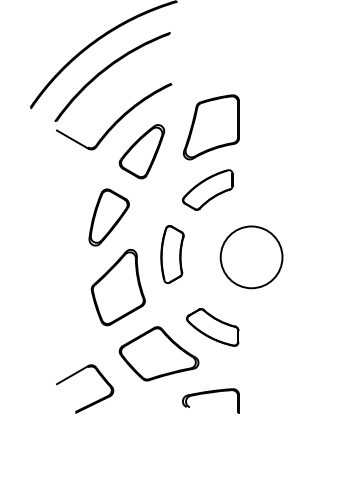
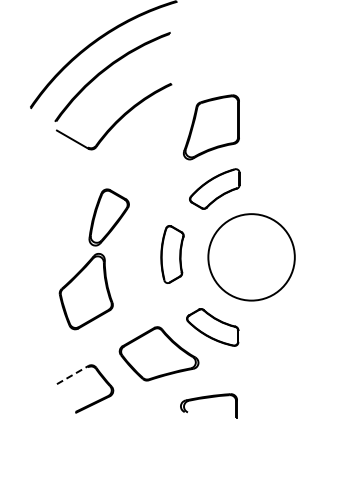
part: present -> none (141, 151)
part position: (207, 189) -> (214, 188) (214, 188)
circle diameter: 62 px -> 86 px (251, 257)
part position: (117, 287) -> (85, 291) (85, 291)
line: solid -> dashed (73, 374)
part position: (210, 393) -> (208, 398) (208, 398)
